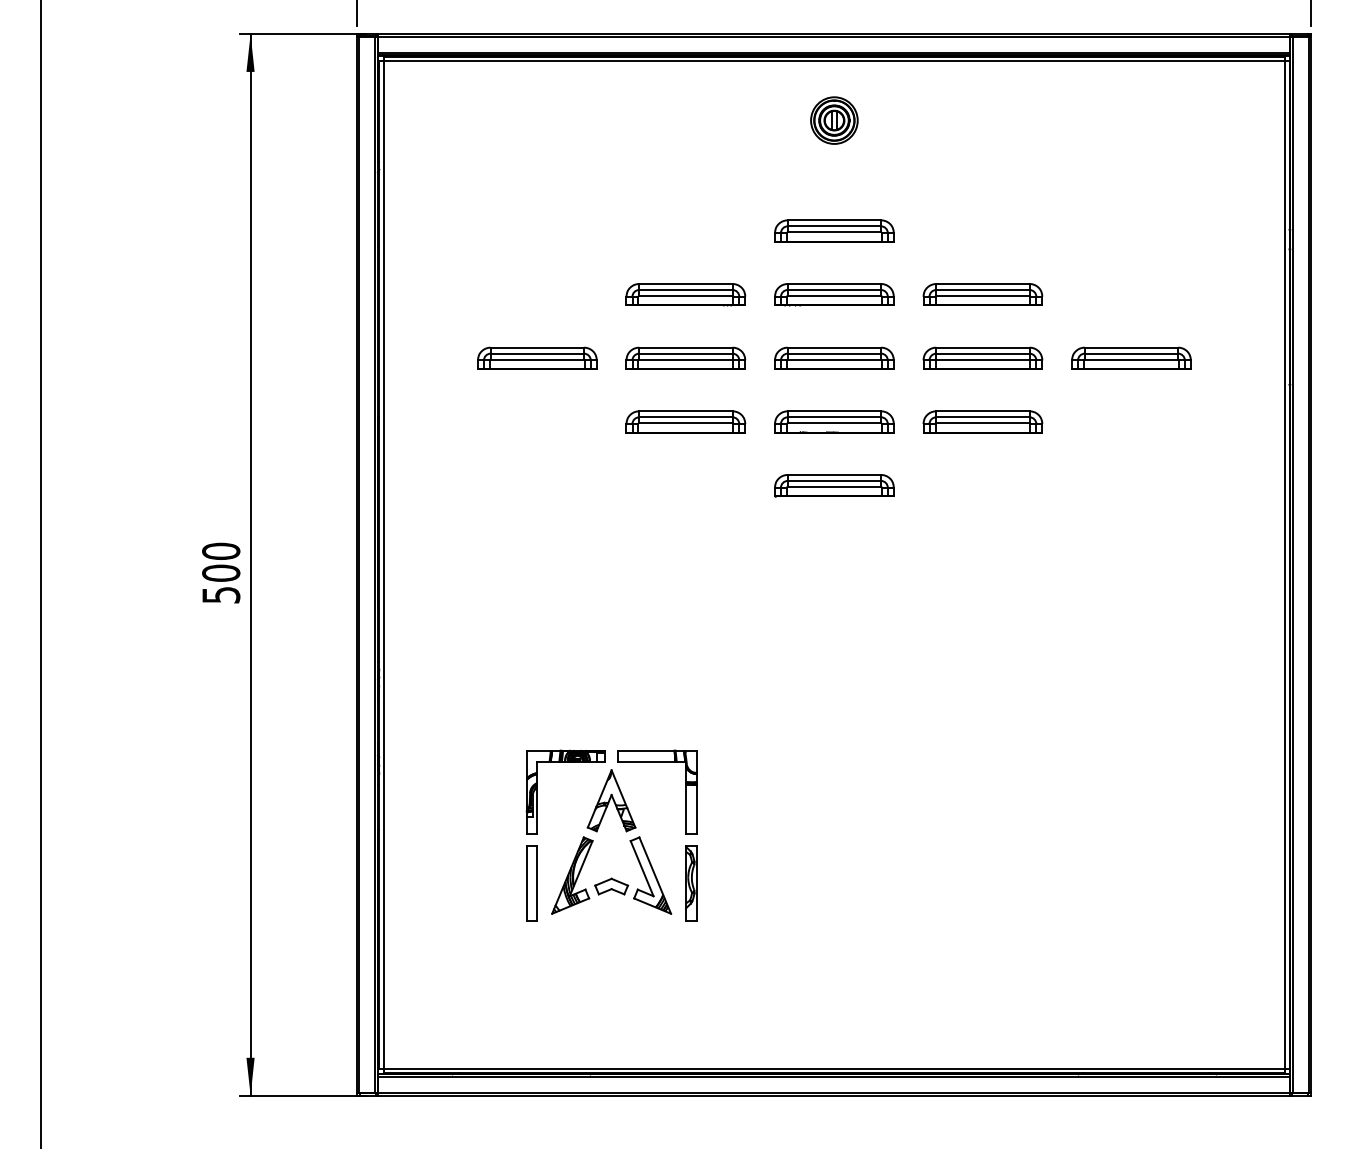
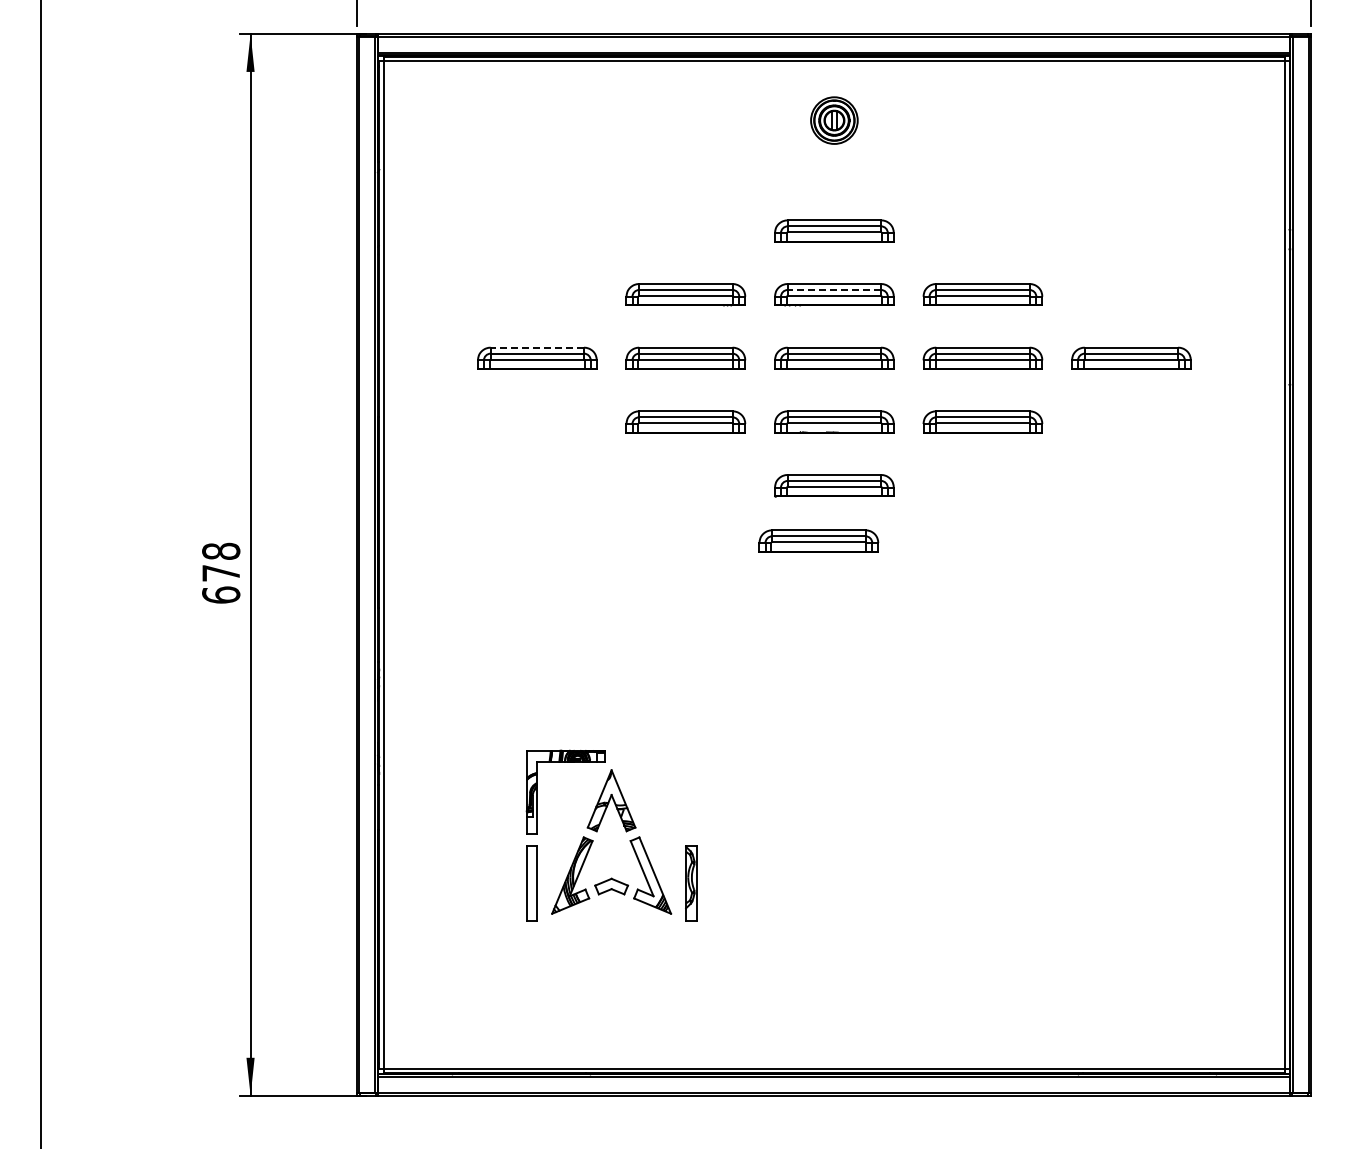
line: solid -> dashed (834, 289)
line: solid -> dashed (537, 347)
part: none -> present (818, 540)
text: 500 -> 678 (221, 572)
part: present -> none (685, 791)
